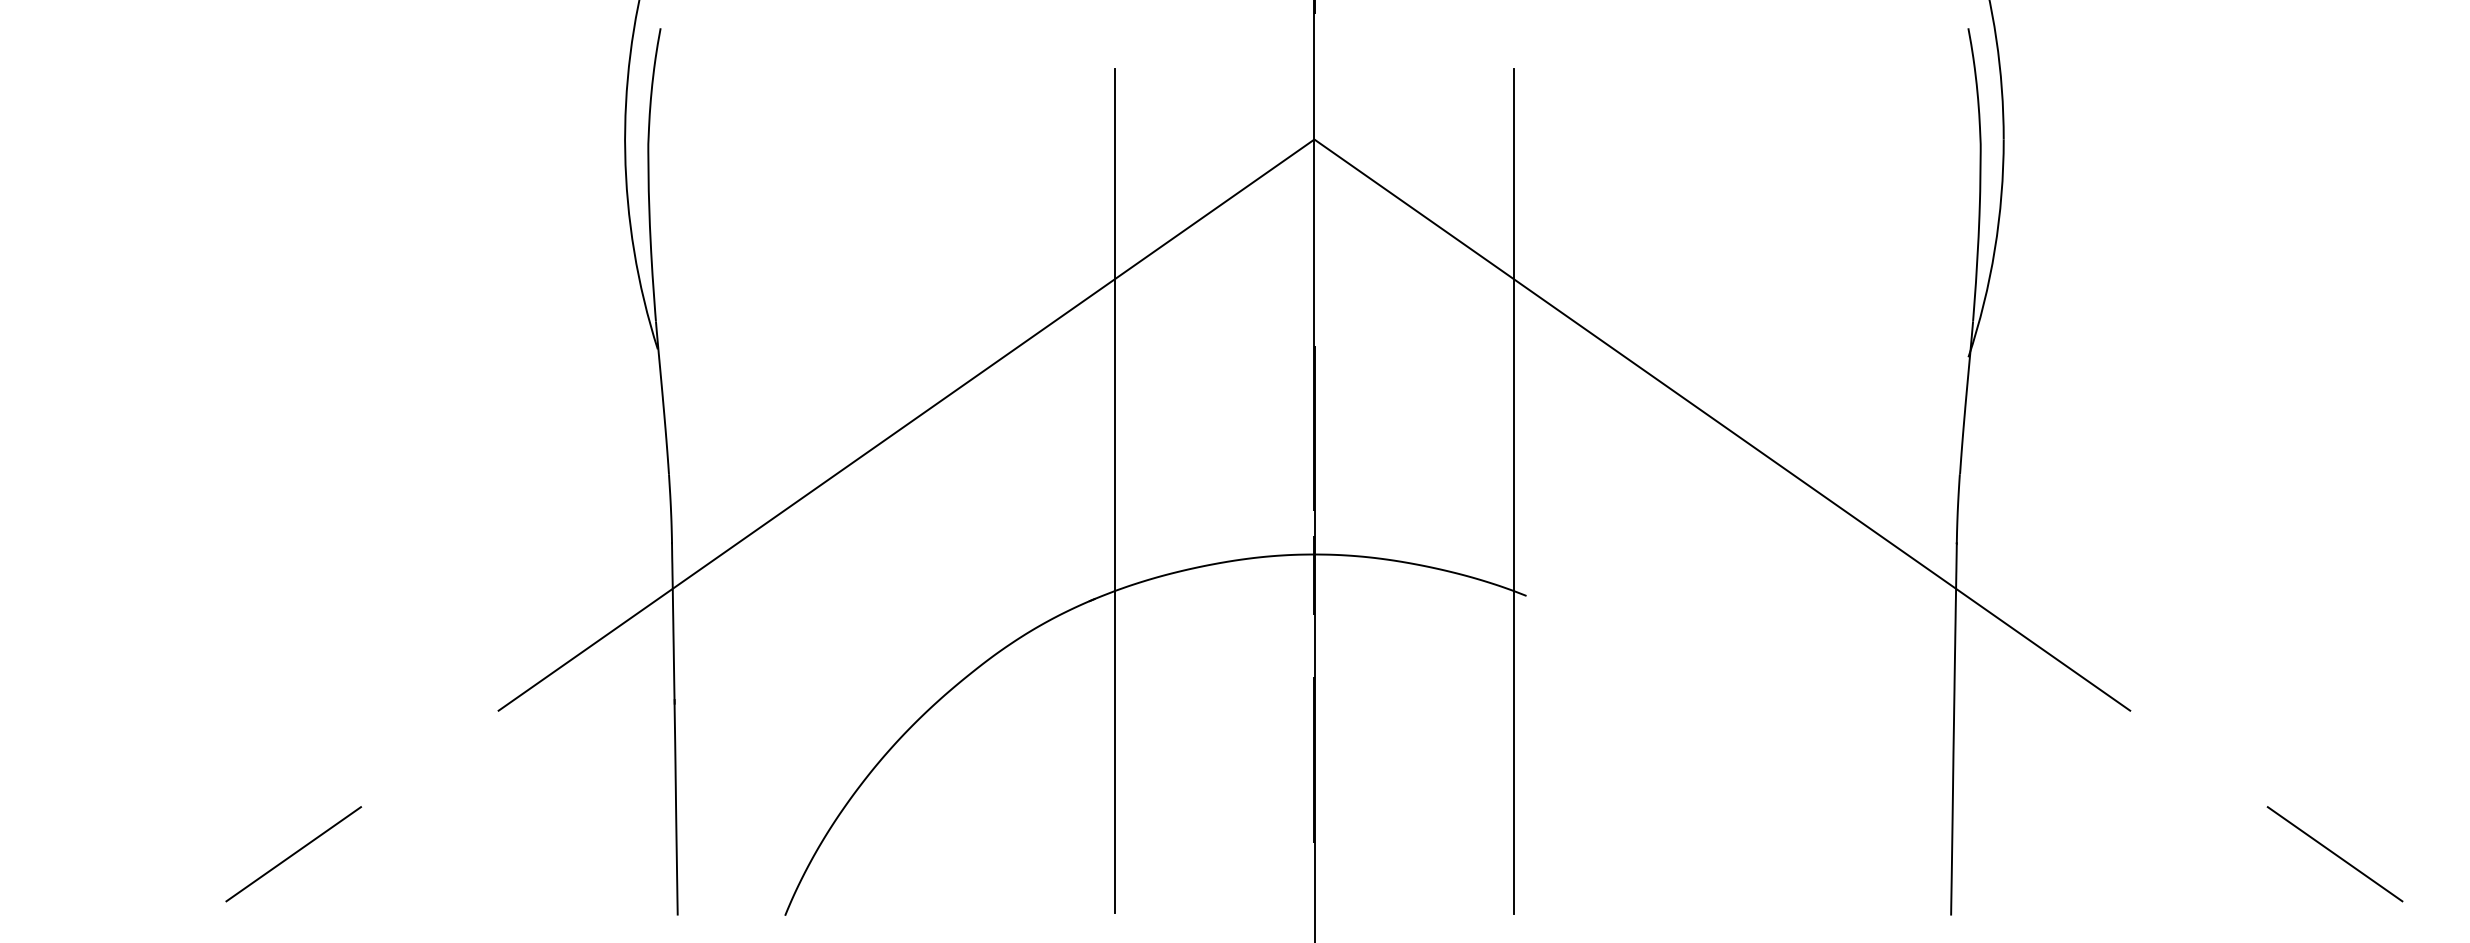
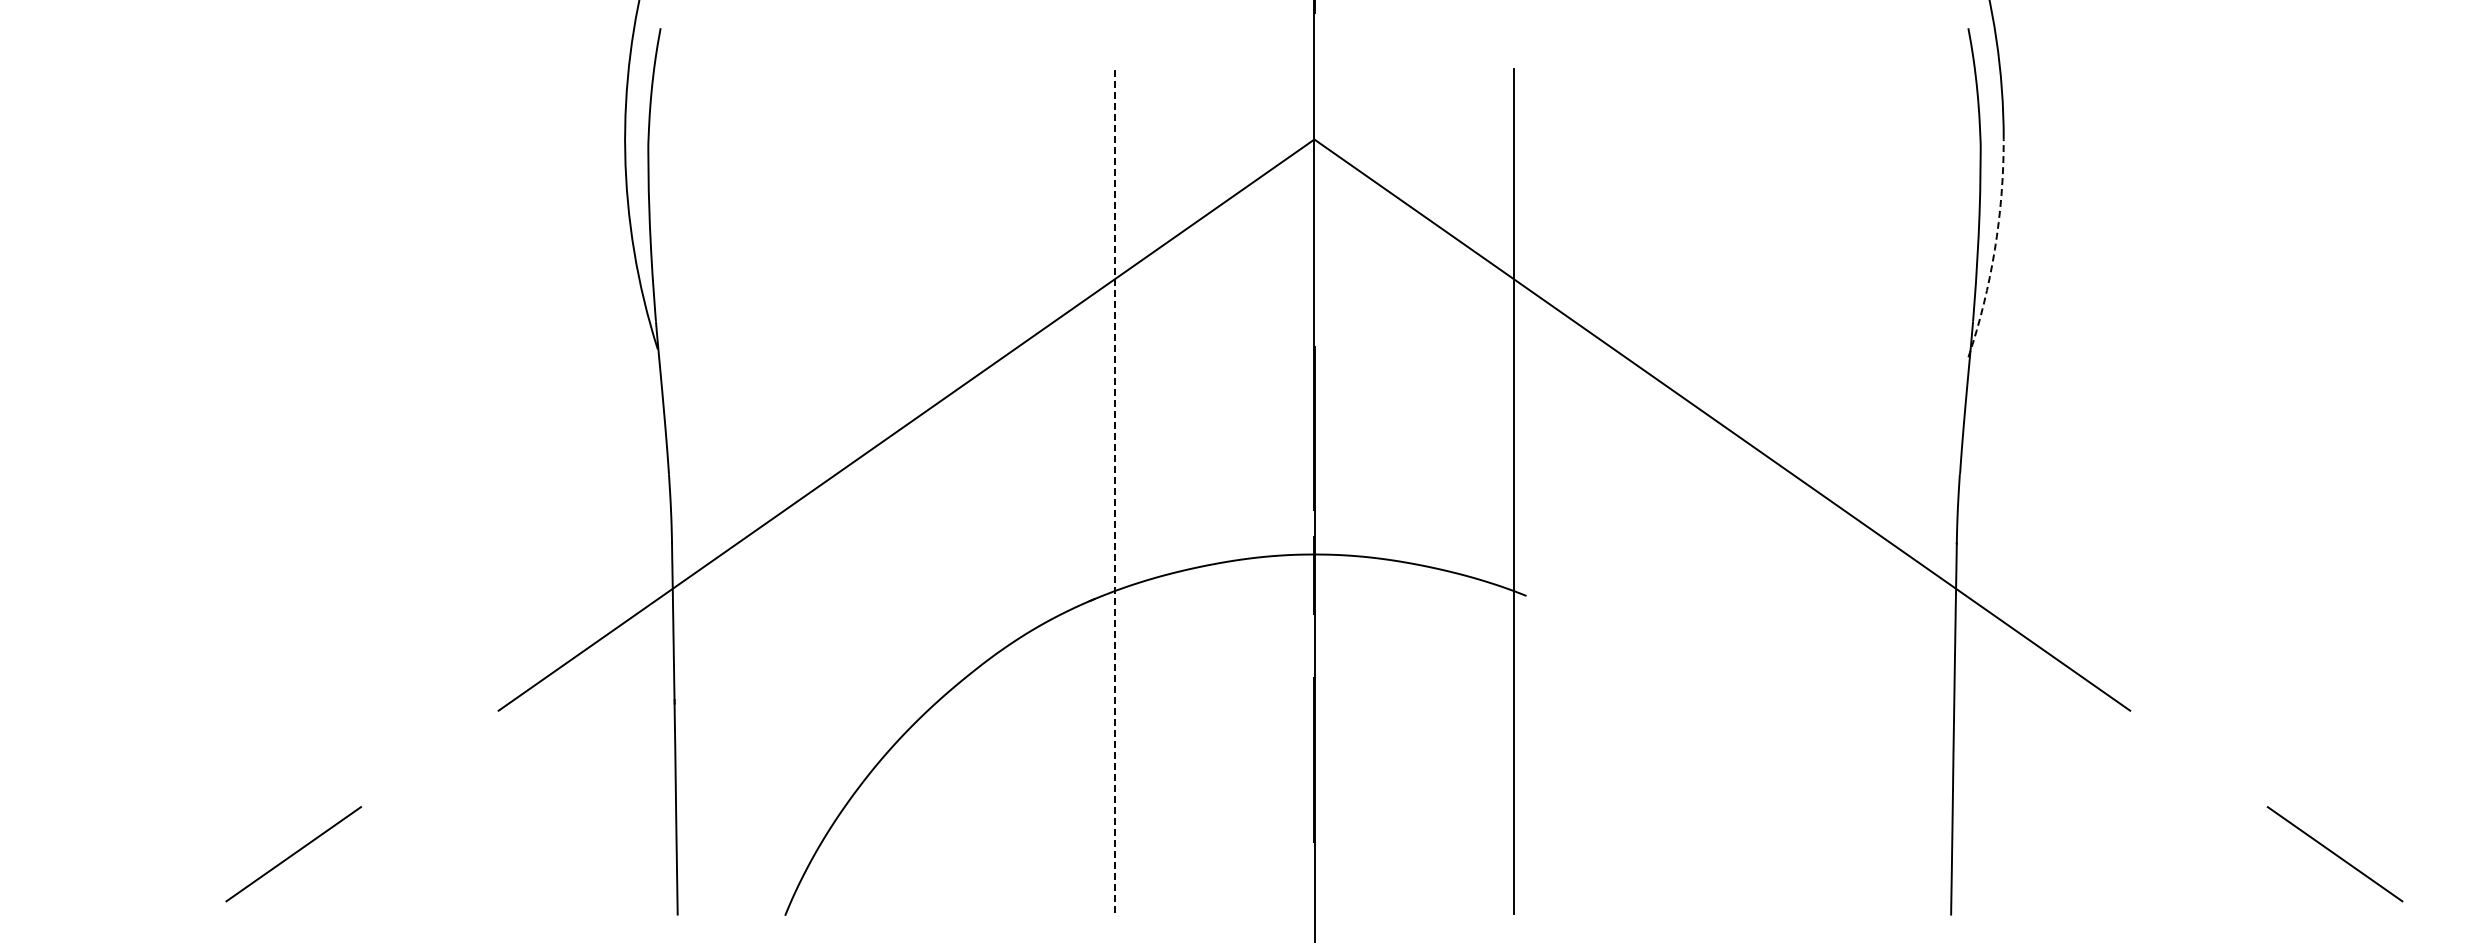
arc: solid -> dashed (1994, 249)
line: solid -> dashed (1114, 490)
